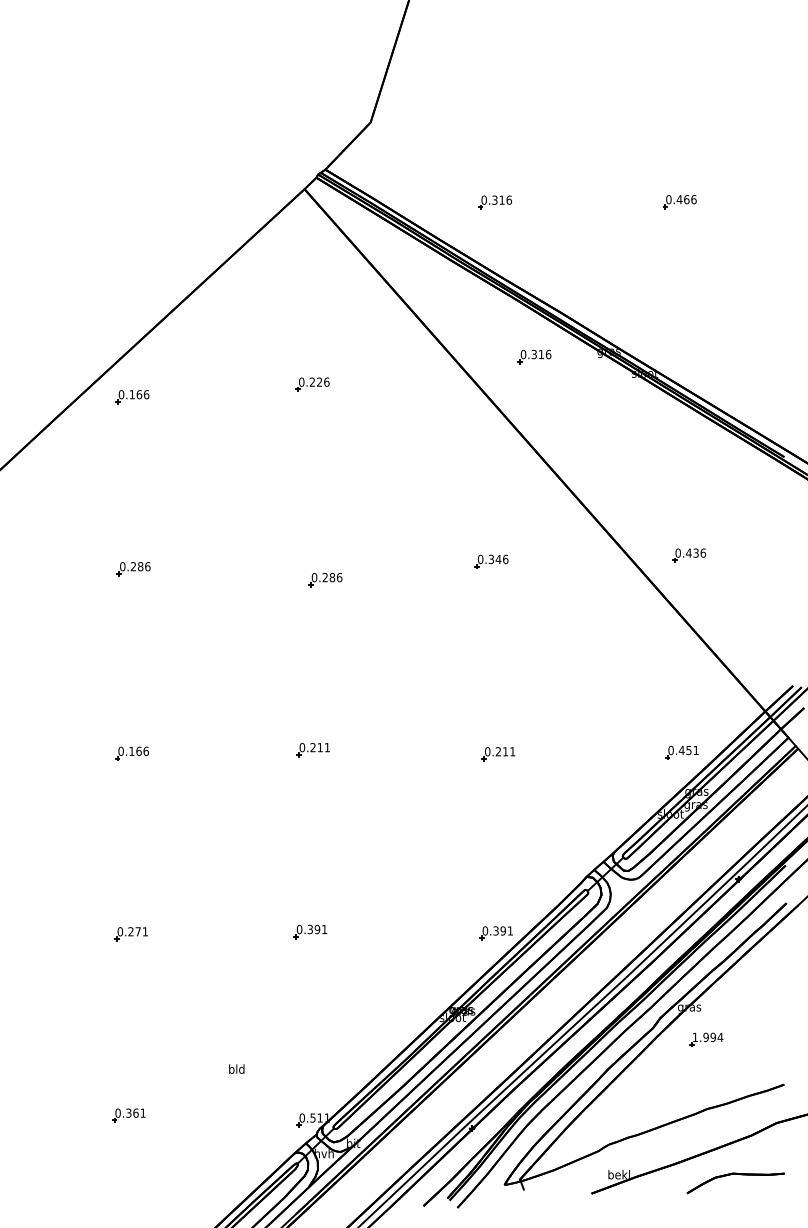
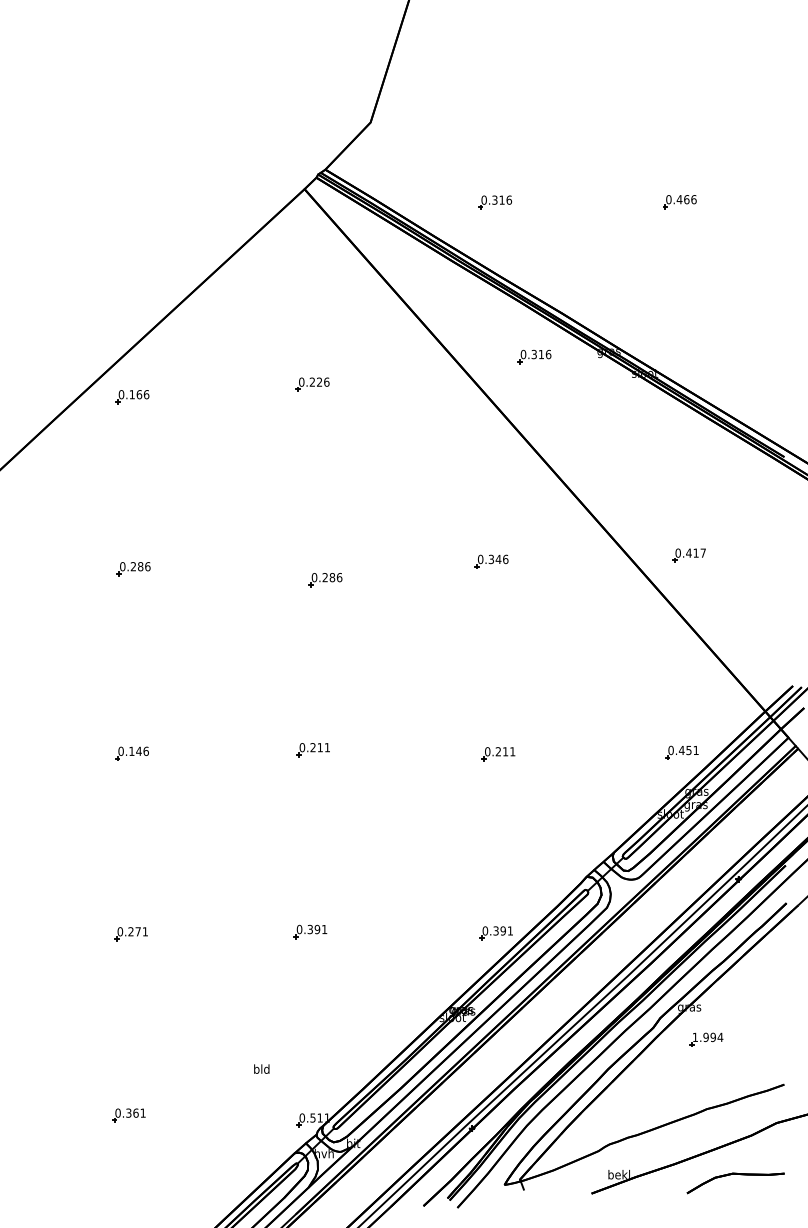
text: 0.436 -> 0.417 (699, 552)
text: 0.166 -> 0.146 (138, 750)
text position: (236, 1068) -> (261, 1068) (261, 1068)
